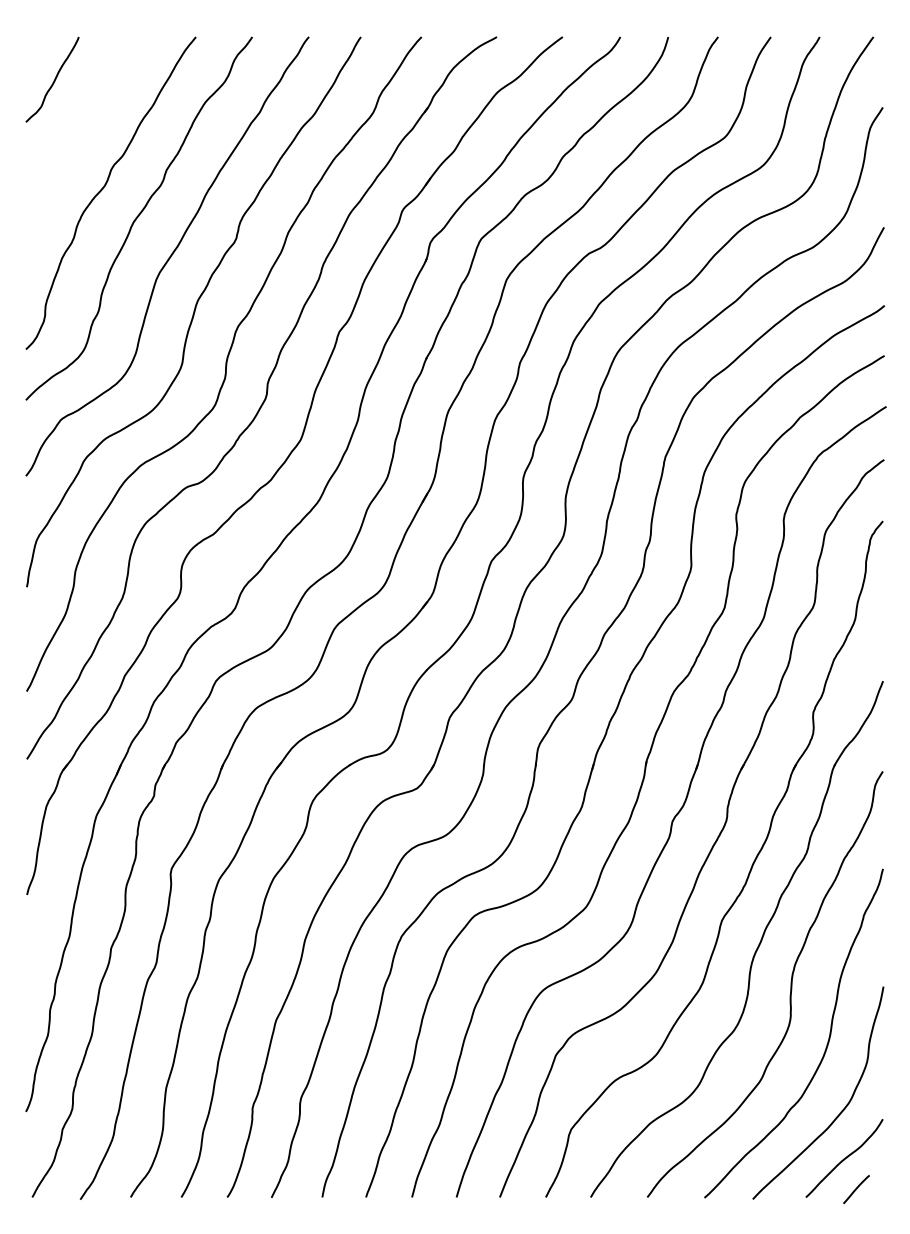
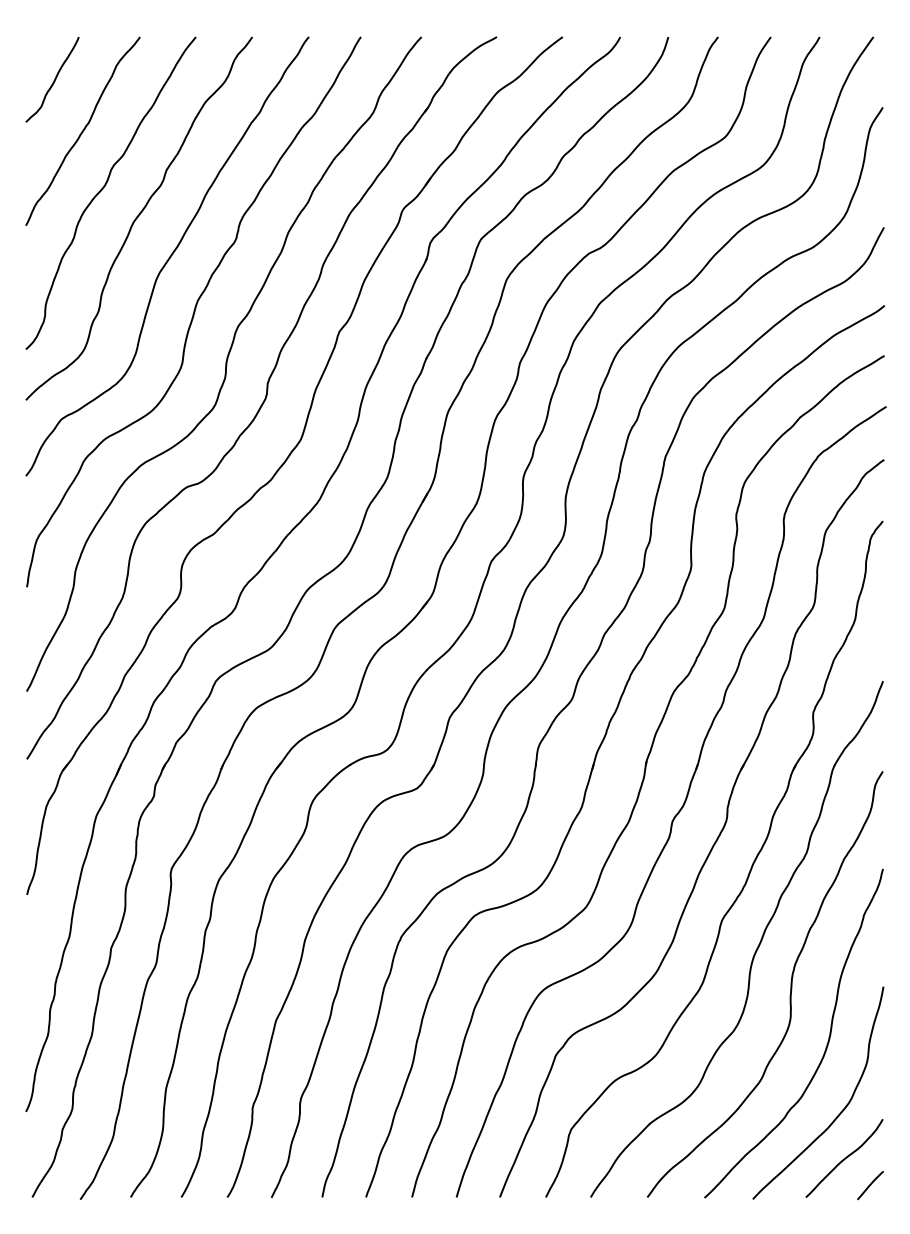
curve: none -> present (82, 130)
line position: (856, 1189) -> (870, 1185) (870, 1185)
